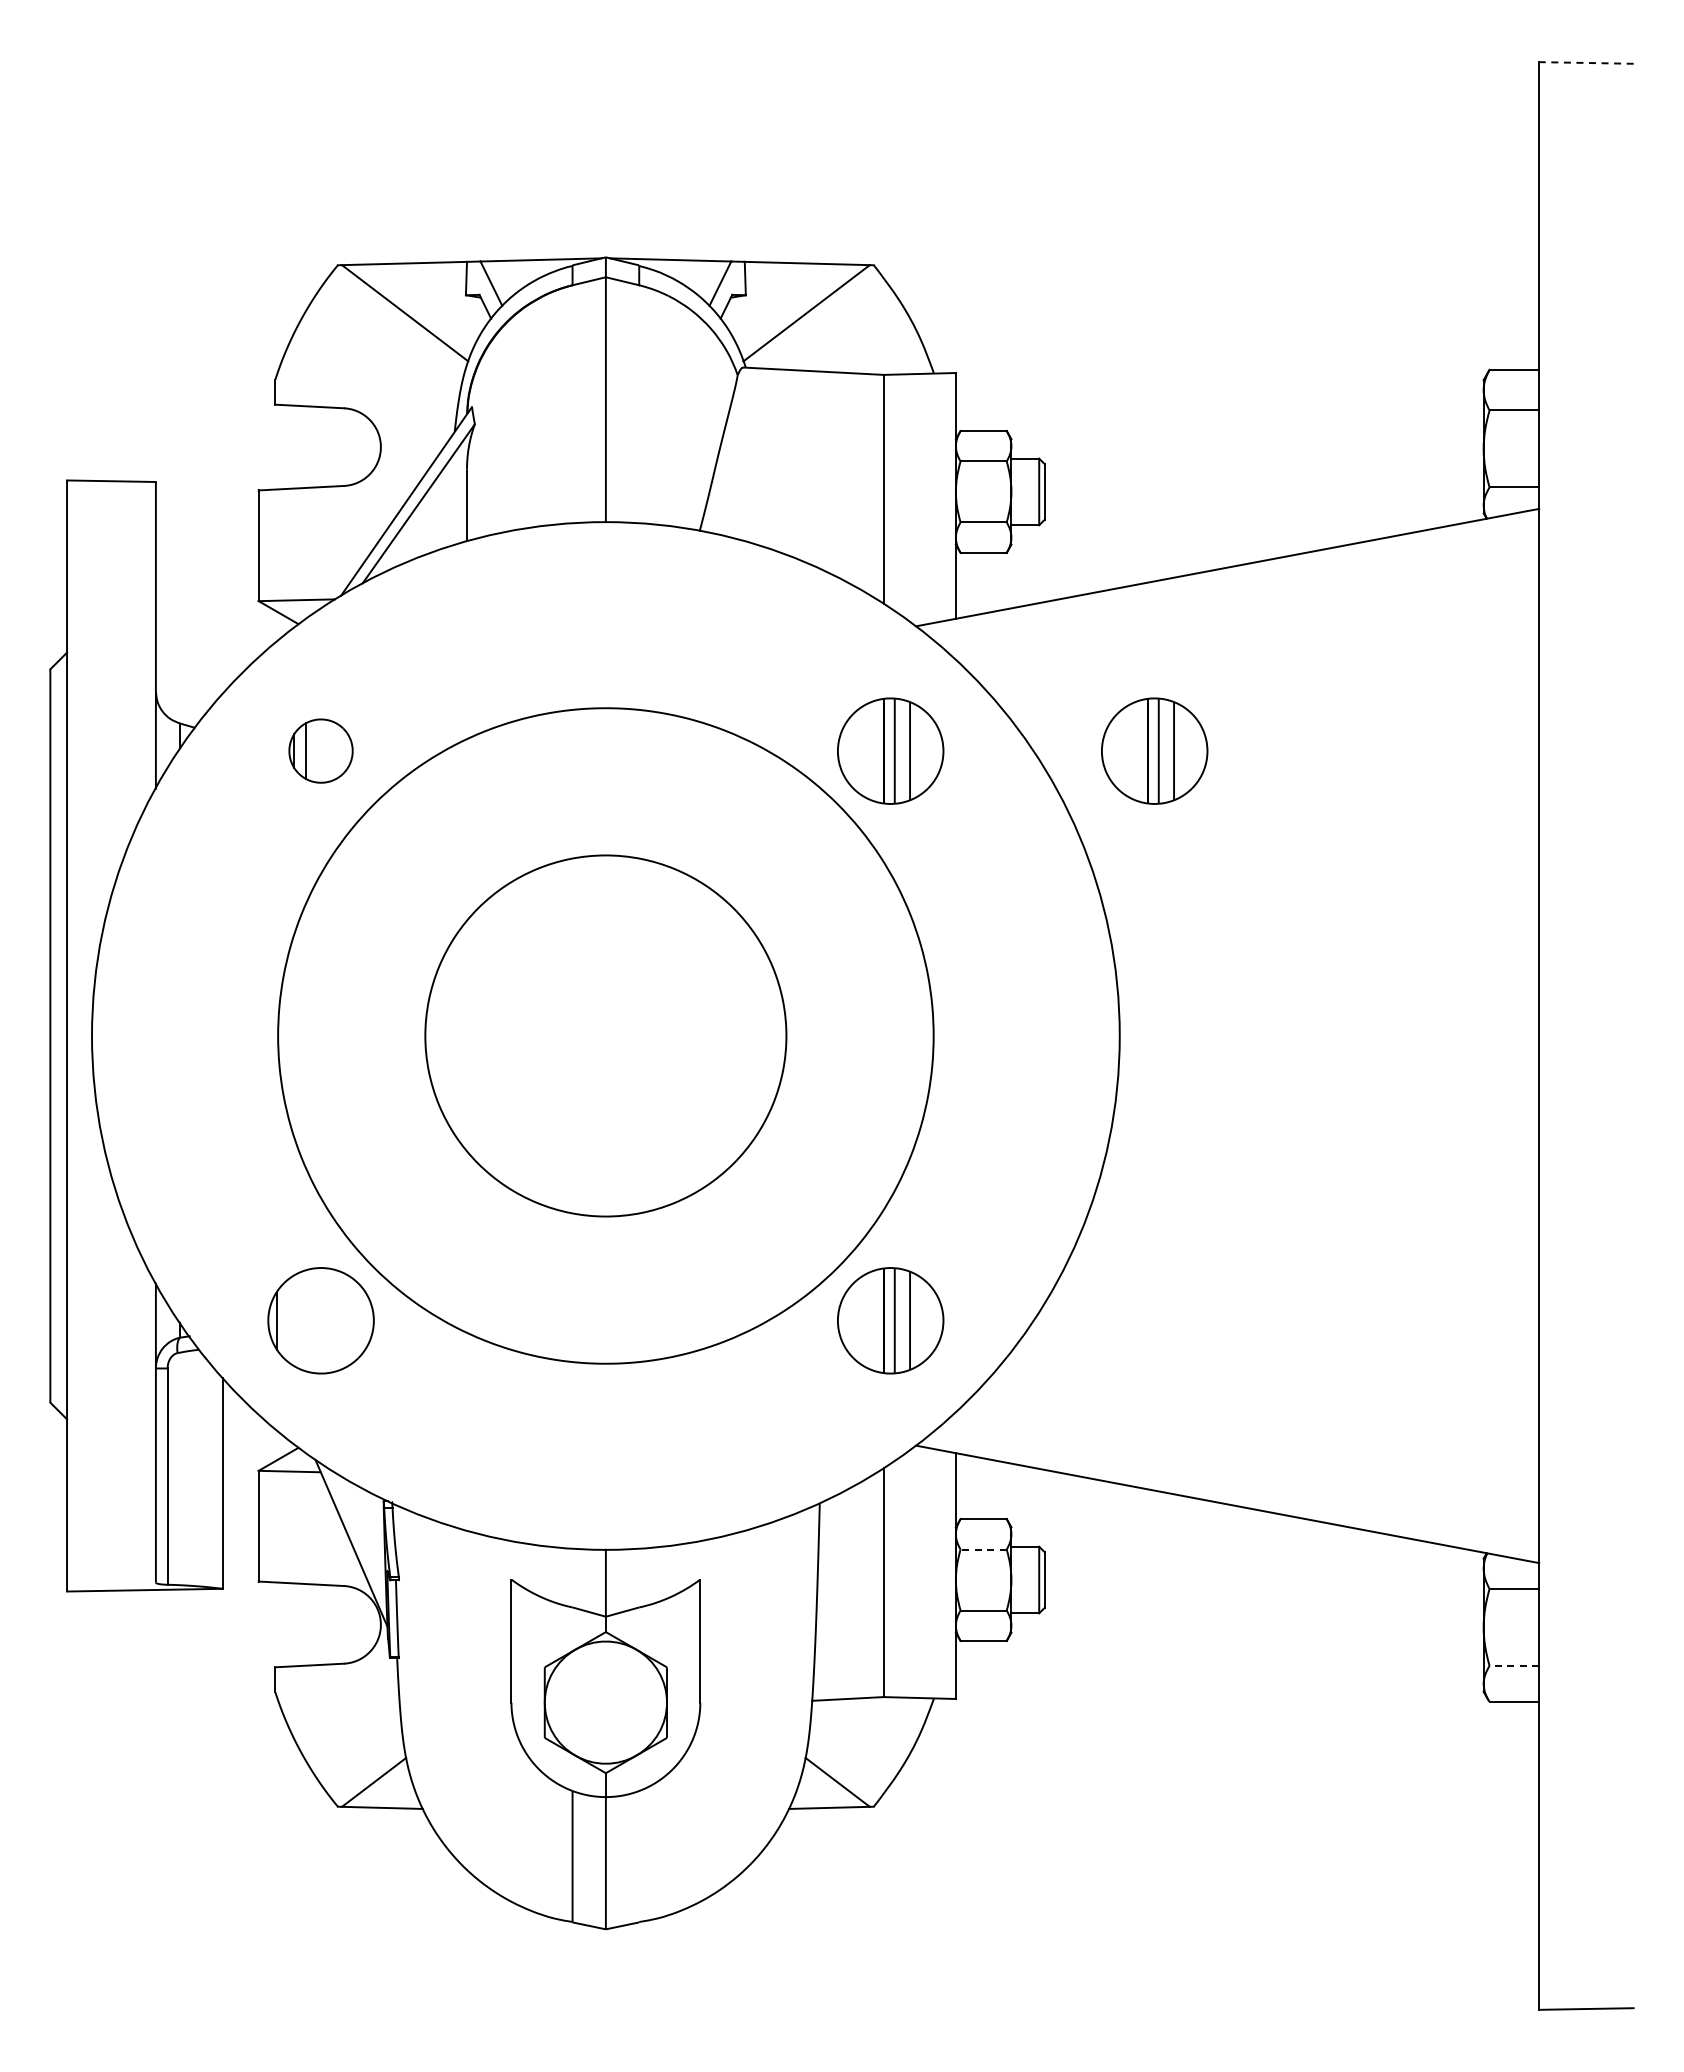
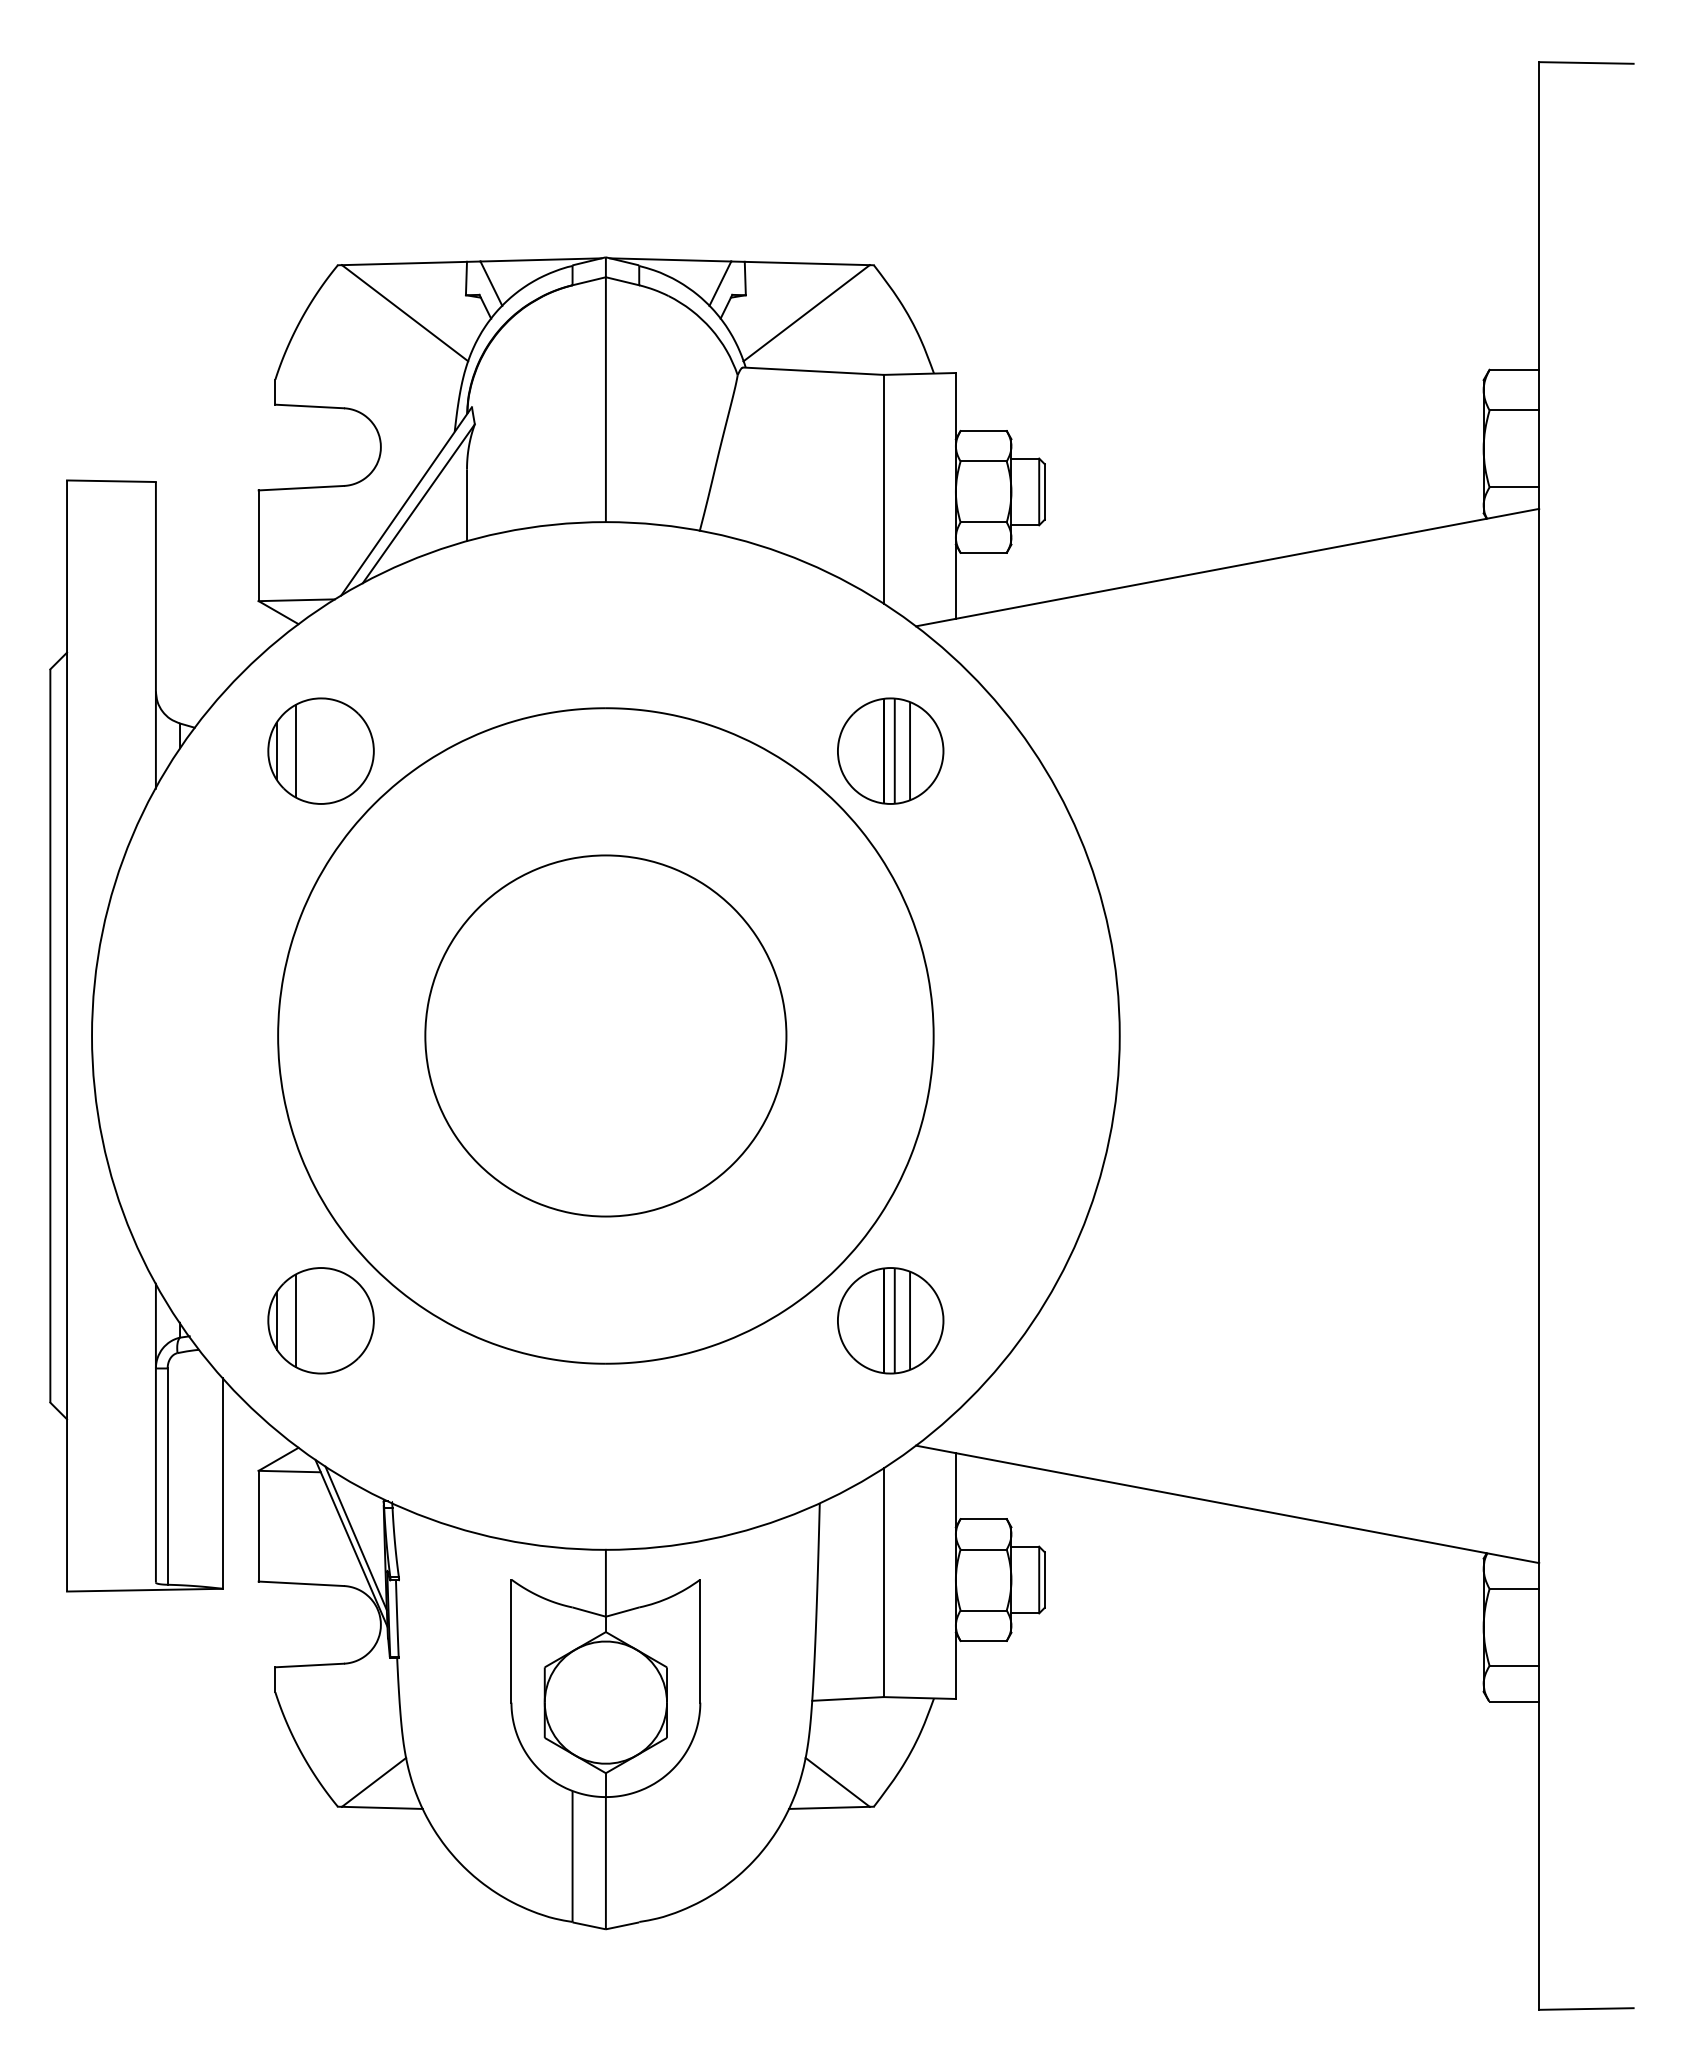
line: dashed -> solid (1585, 62)
part size: 66x66 px -> 108x108 px (320, 750)
part: present -> none (1154, 750)
line: none -> present (296, 1320)
line: none -> present (355, 1538)
line: dashed -> solid (983, 1549)
line: dashed -> solid (1514, 1665)
